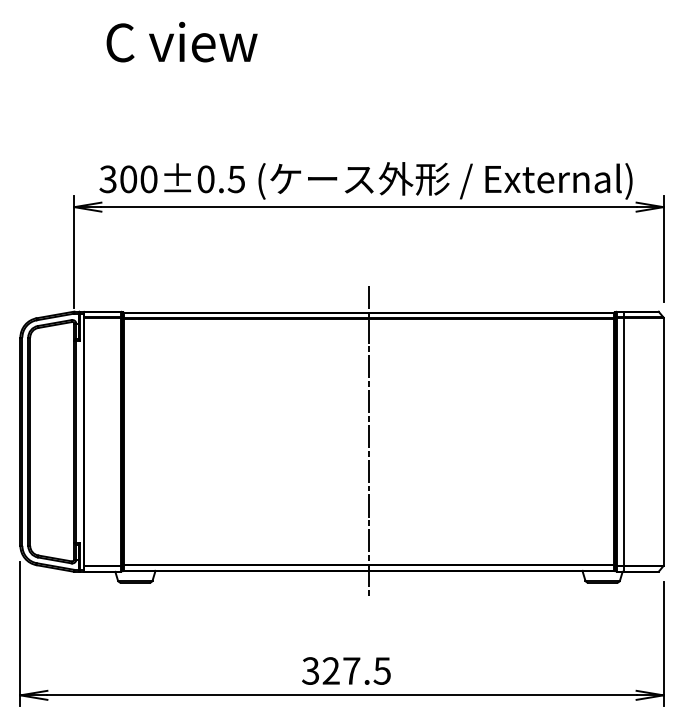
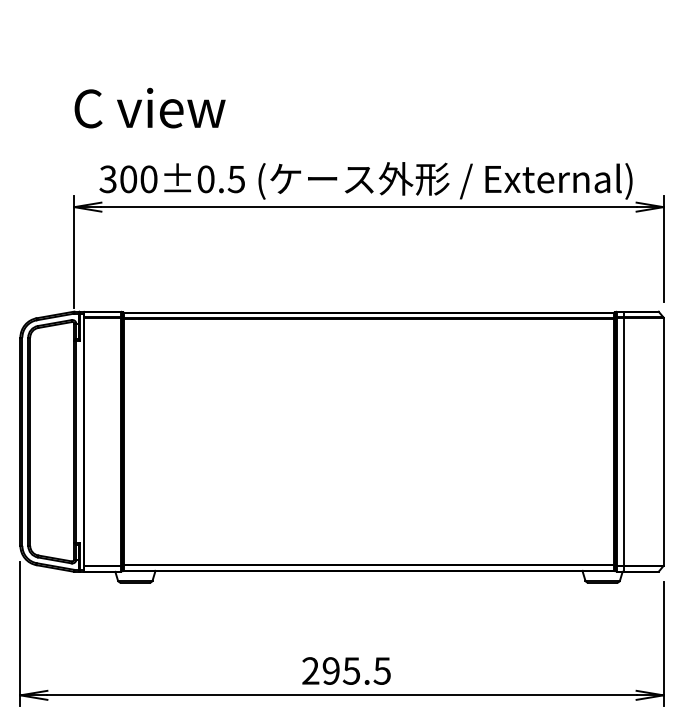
text position: (181, 41) -> (149, 107) (149, 107)
line: present -> none (369, 441)
text: 327.5 -> 295.5 (331, 670)
